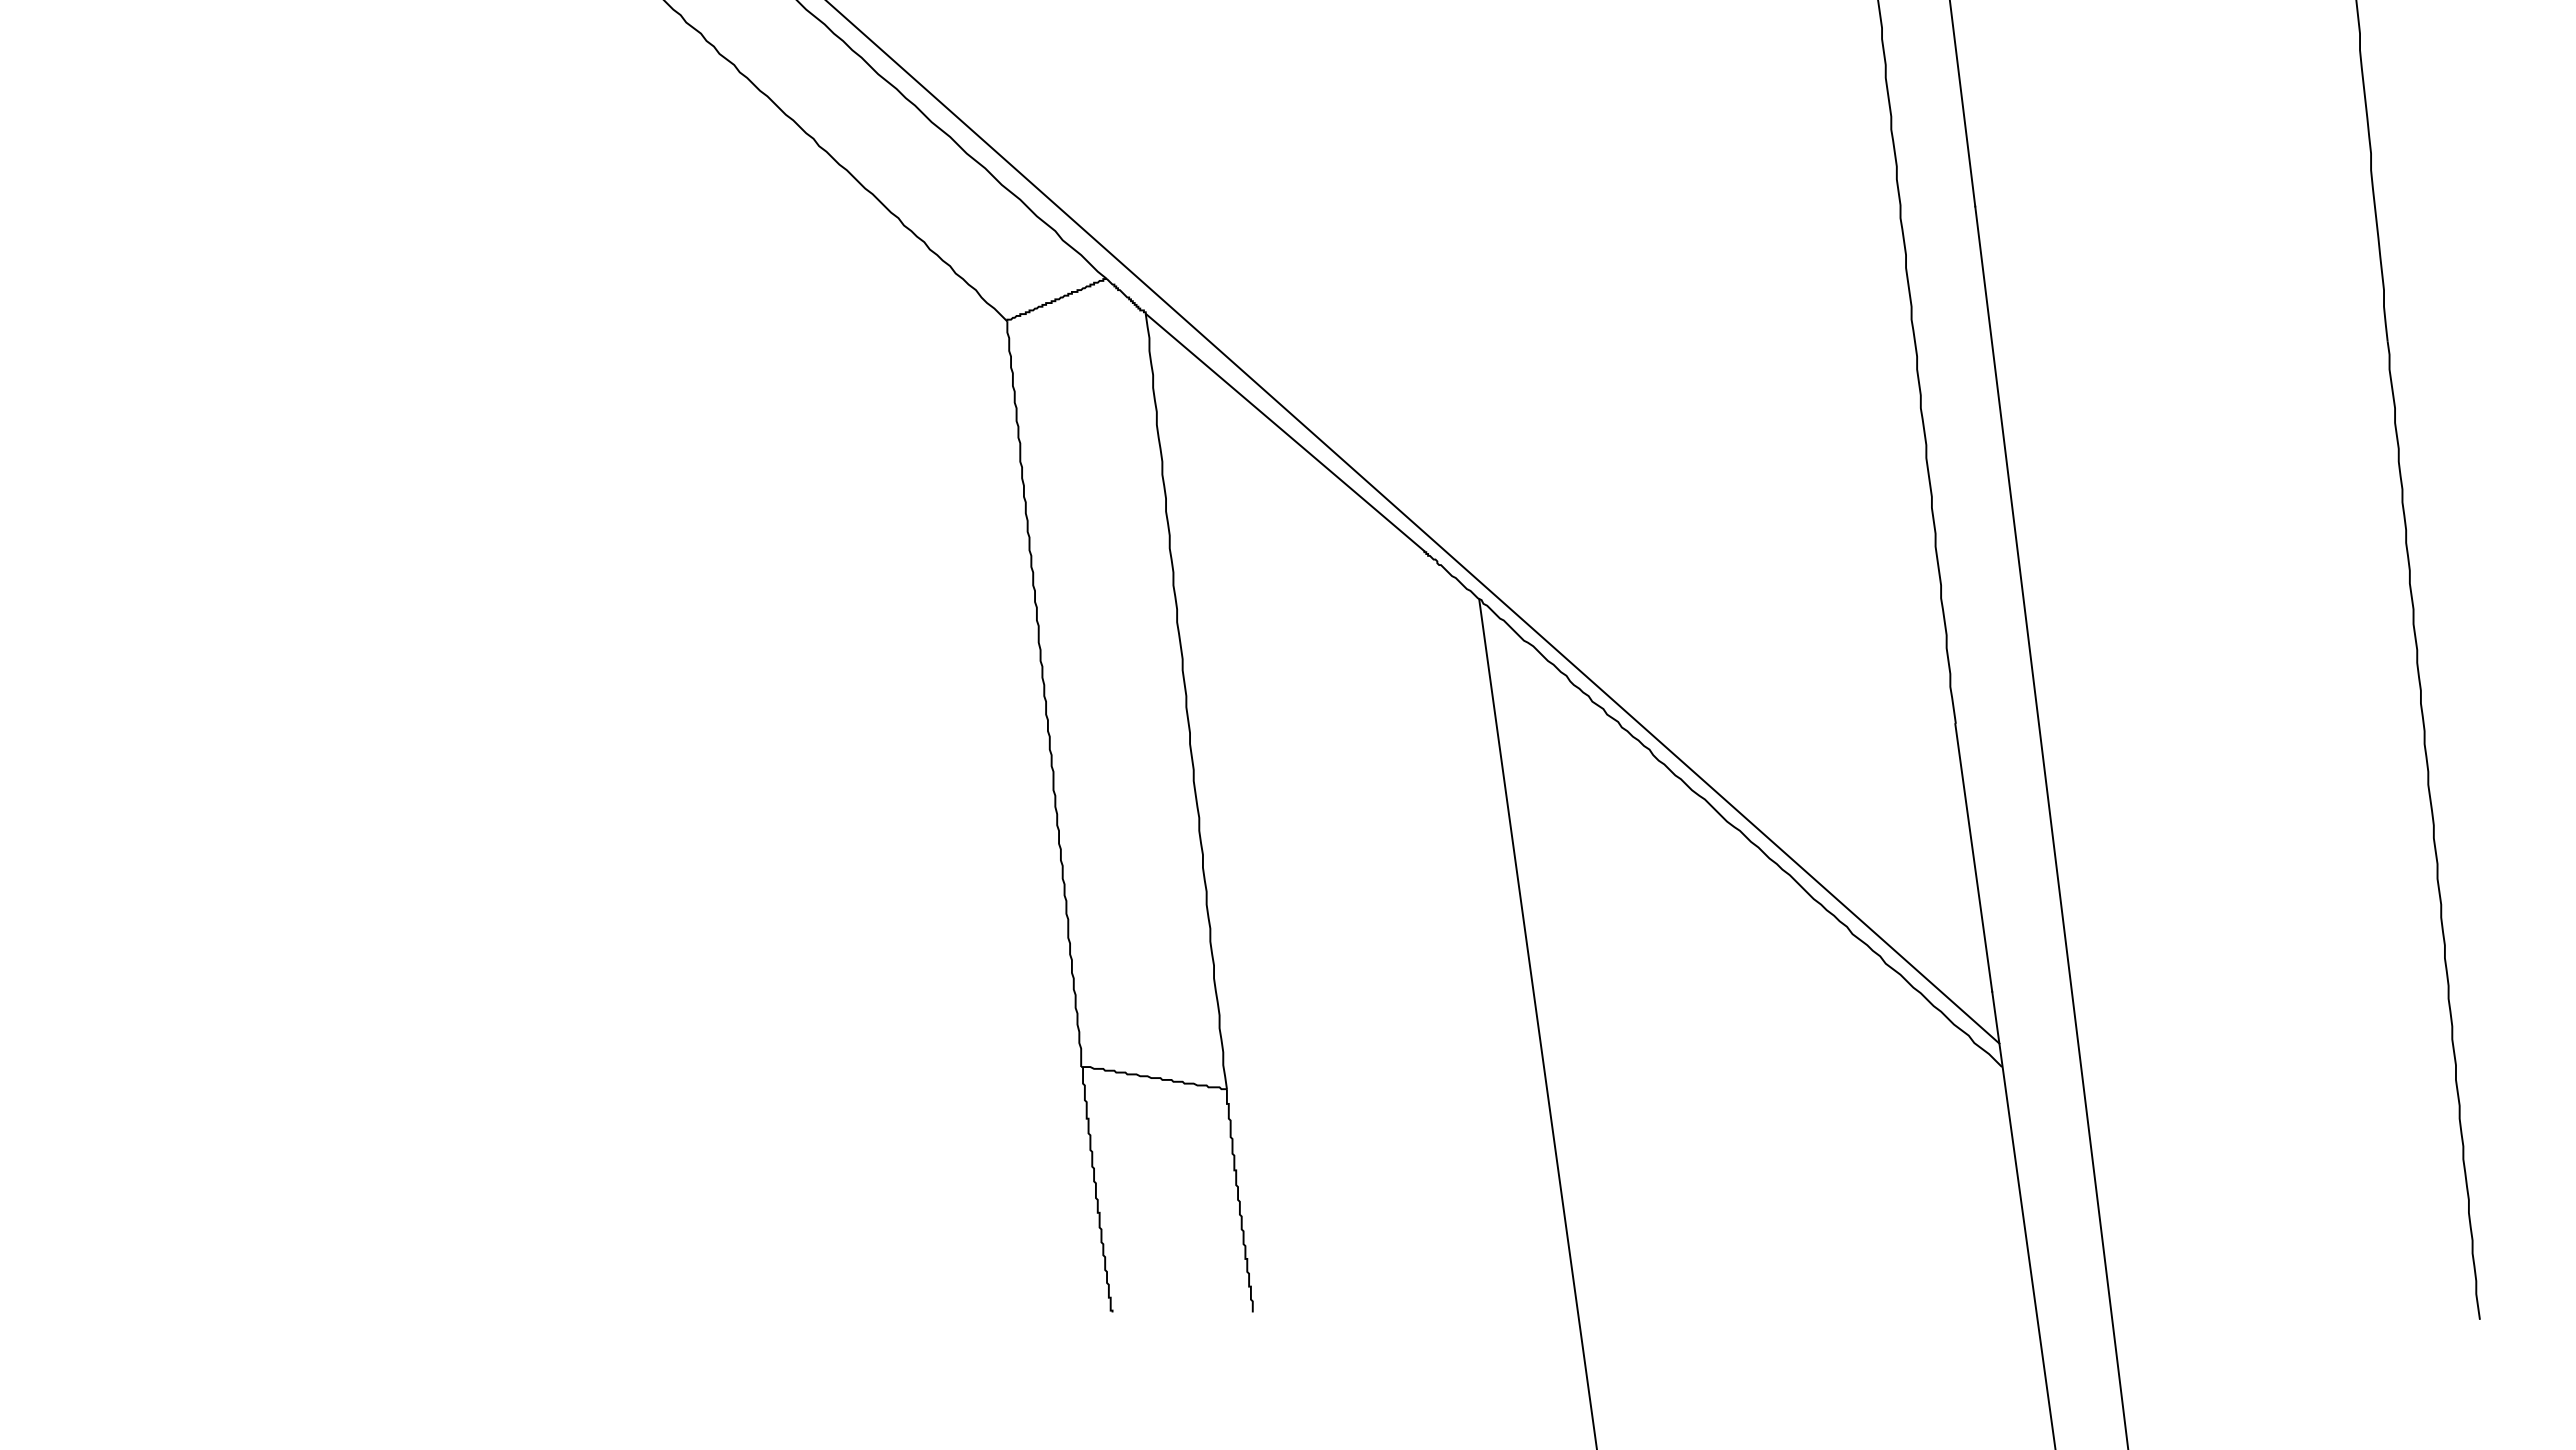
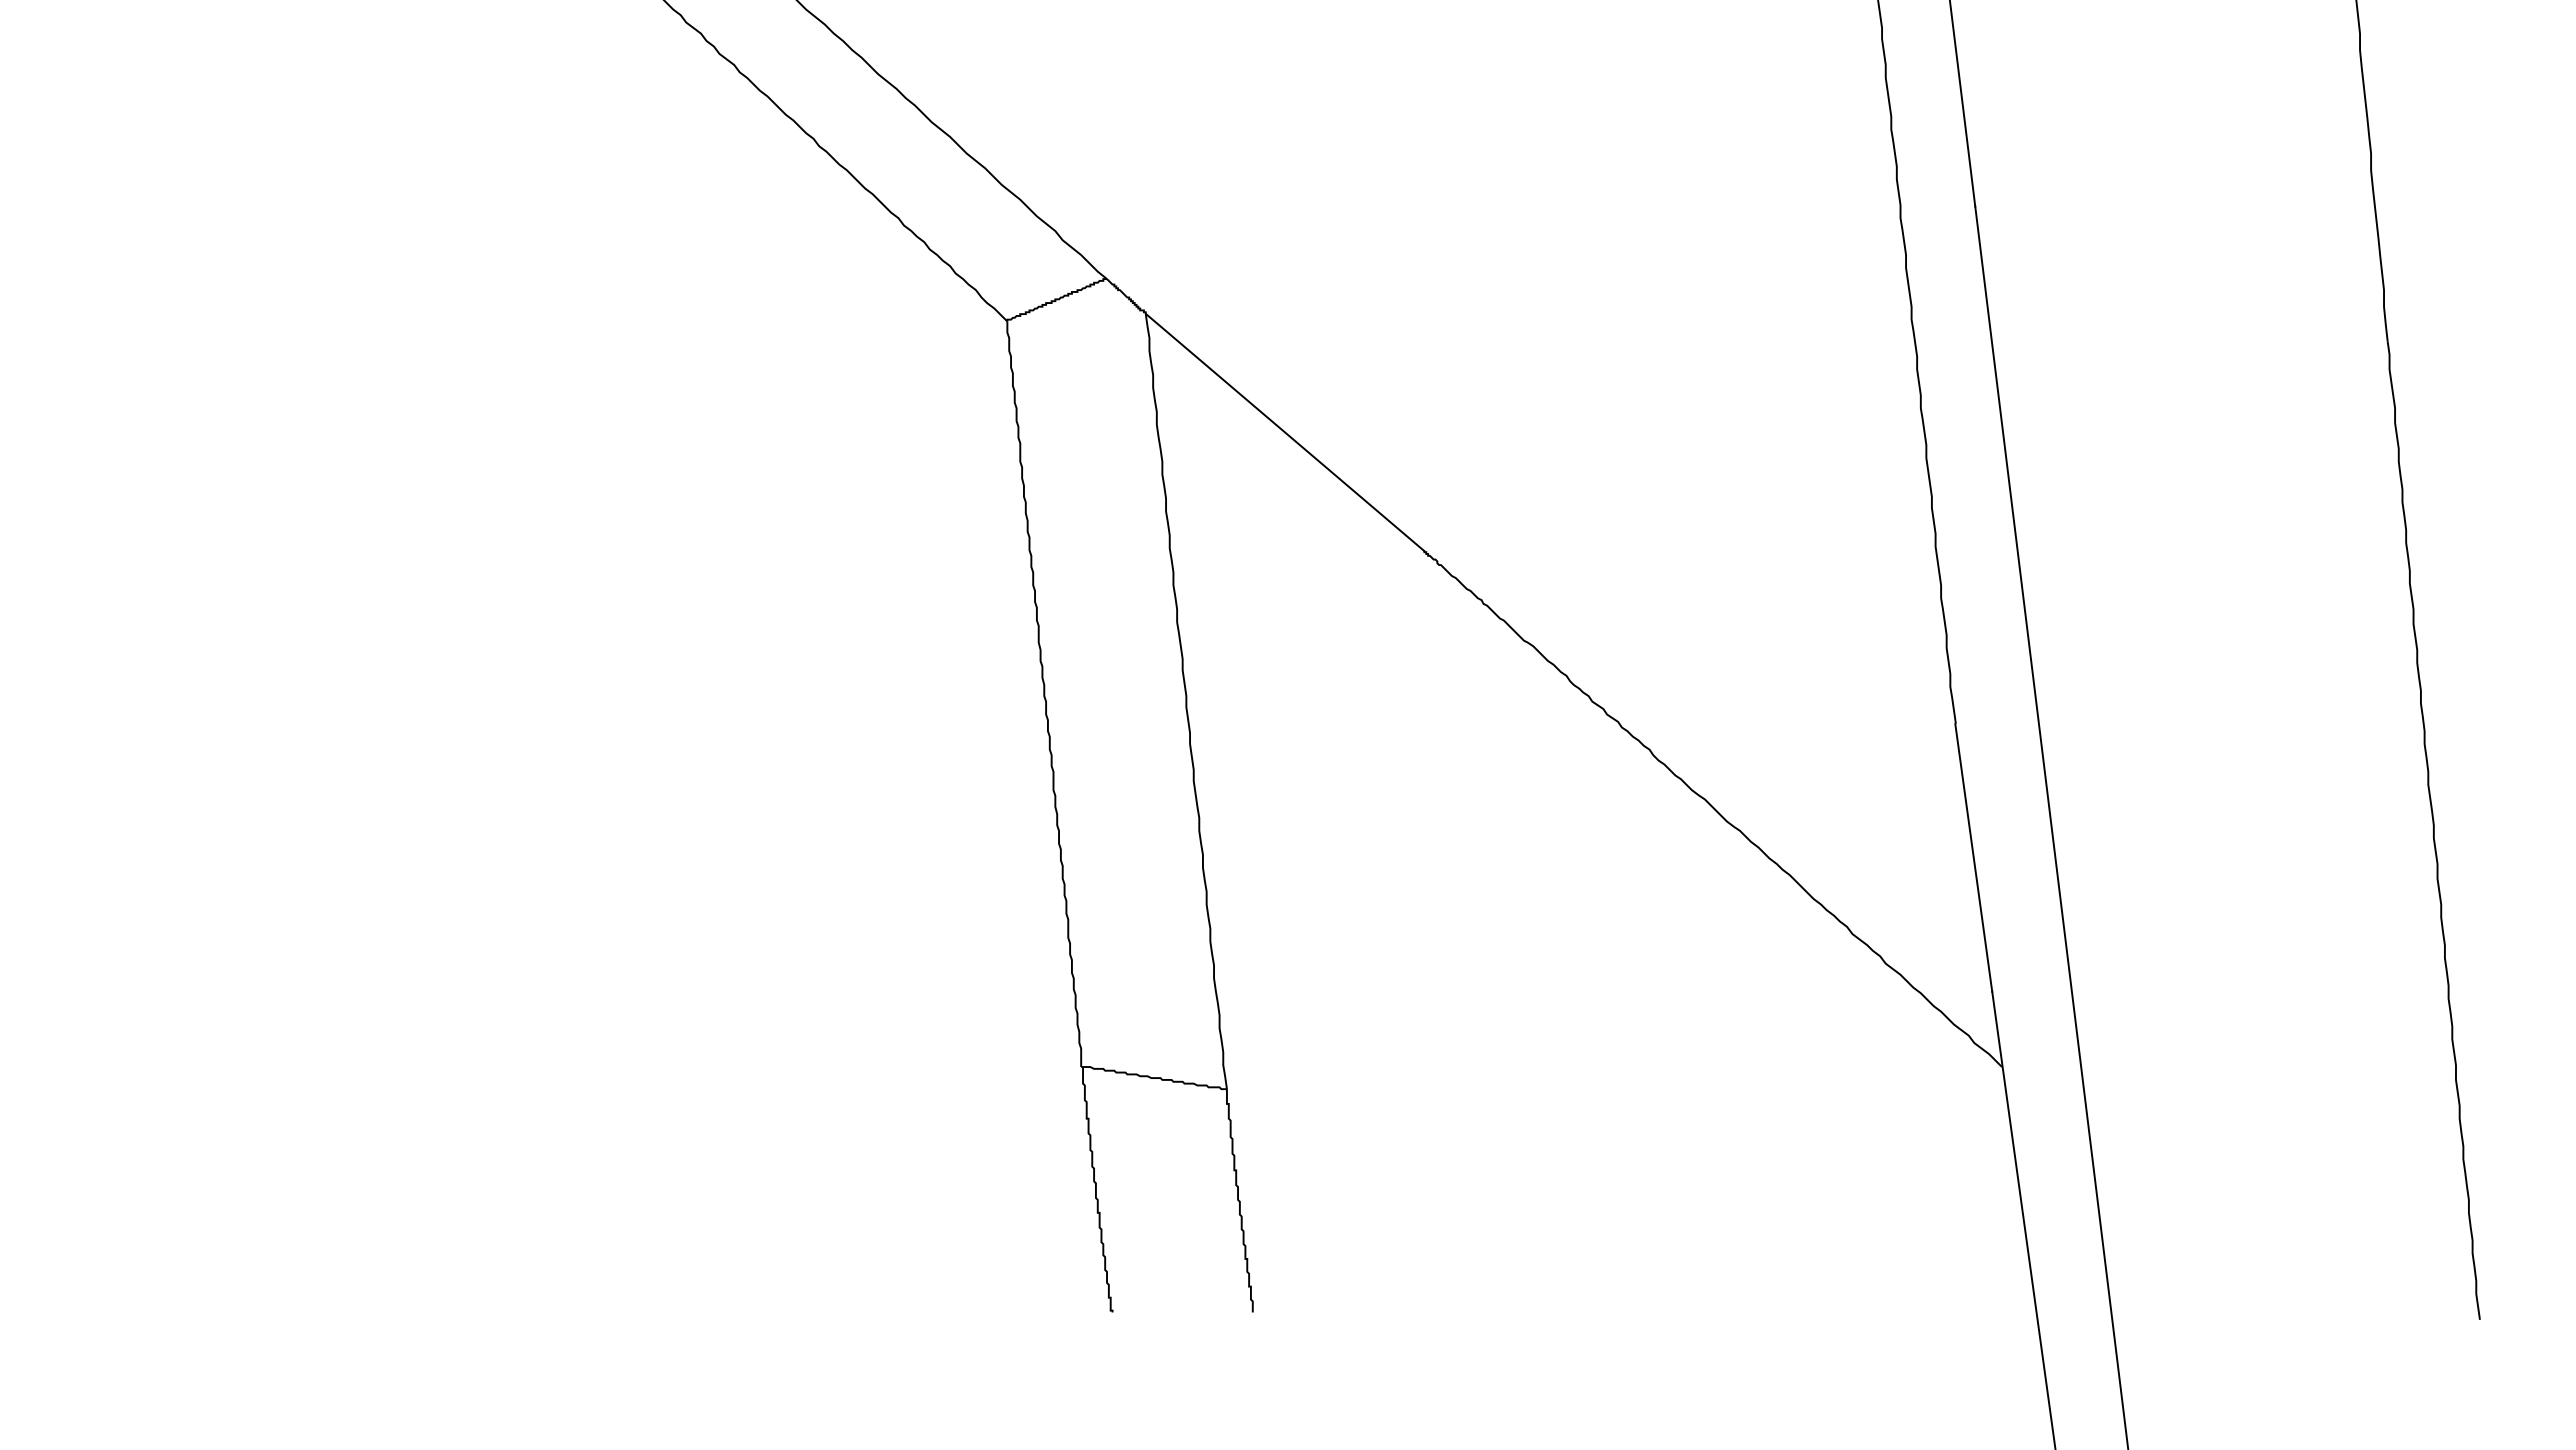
line: present -> none (1413, 522)
line: present -> none (1537, 1022)
